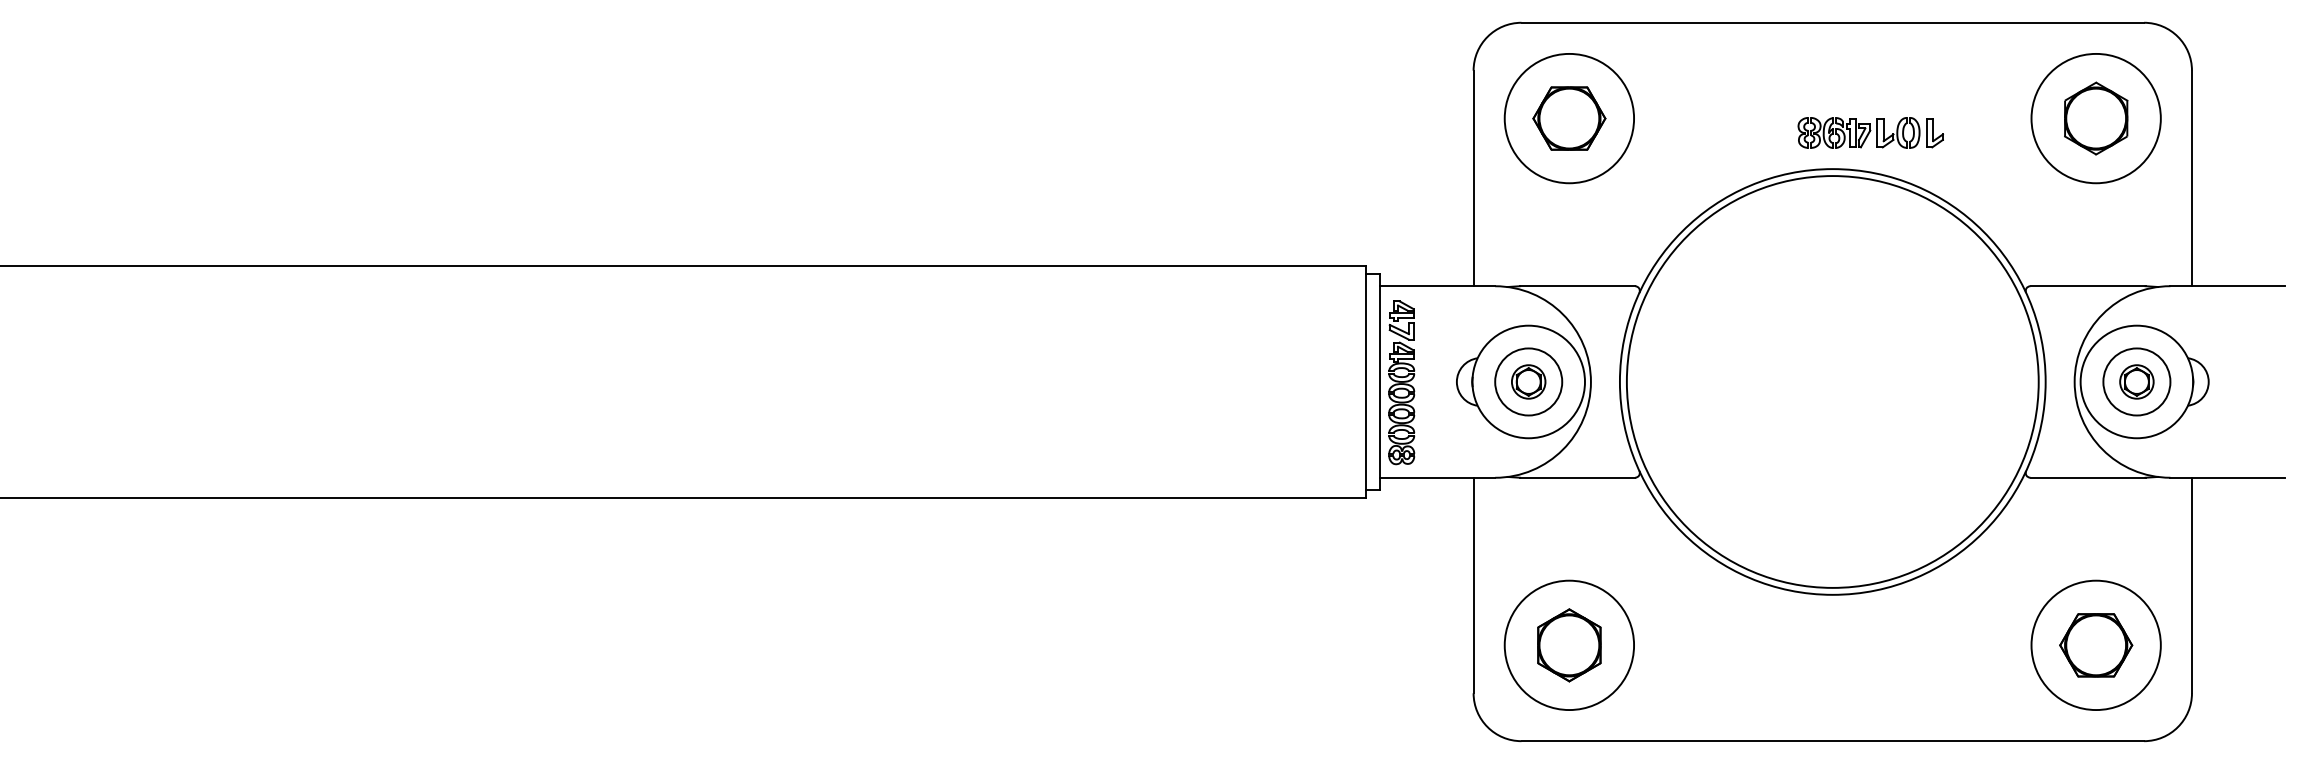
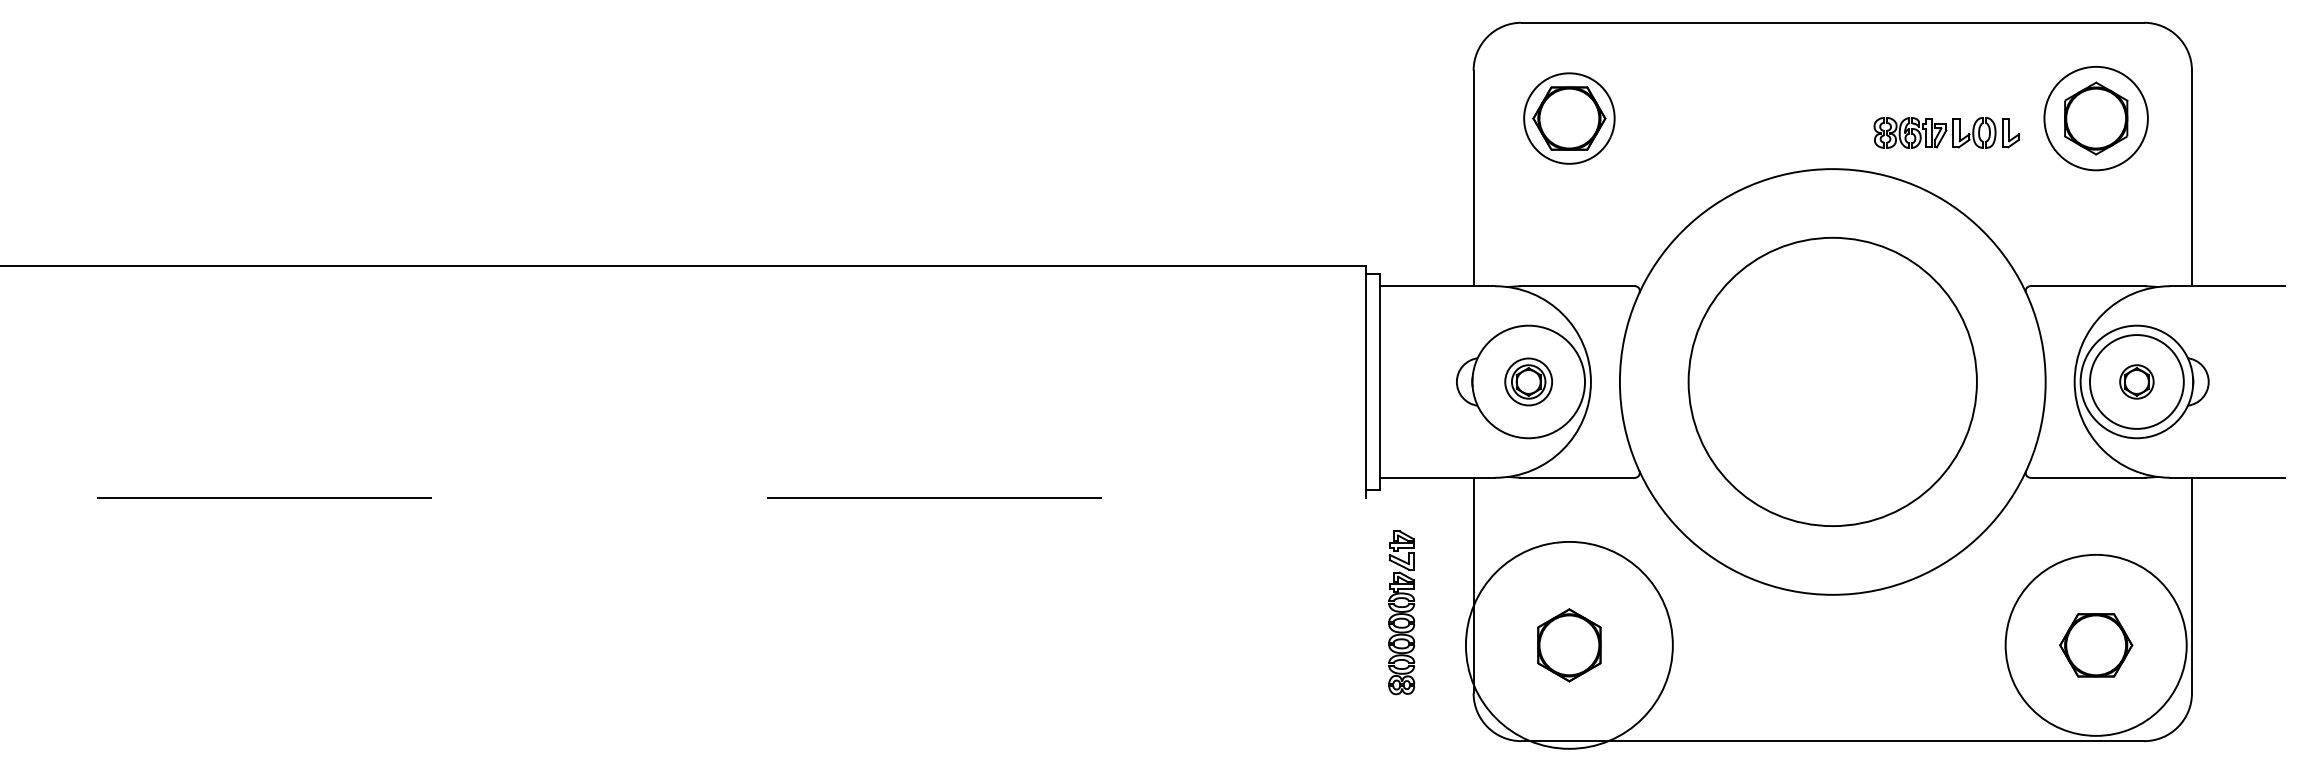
circle diameter: 129 px -> 91 px (1569, 118)
circle diameter: 129 px -> 103 px (2095, 118)
part position: (1870, 132) -> (1946, 132) (1946, 132)
circle diameter: 67 px -> 47 px (1528, 381)
circle diameter: 412 px -> 288 px (1832, 381)
circle diameter: 67 px -> 94 px (2136, 381)
part position: (1401, 382) -> (1401, 612) (1401, 612)
line: solid -> dashed (684, 497)
circle diameter: 129 px -> 207 px (1568, 644)
circle diameter: 129 px -> 181 px (2095, 644)
